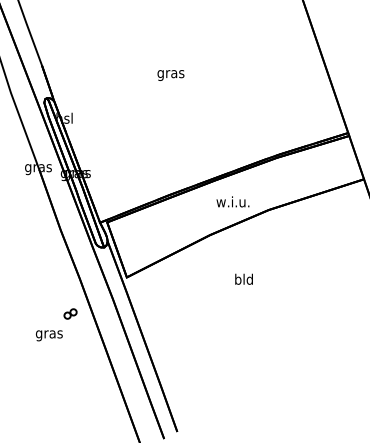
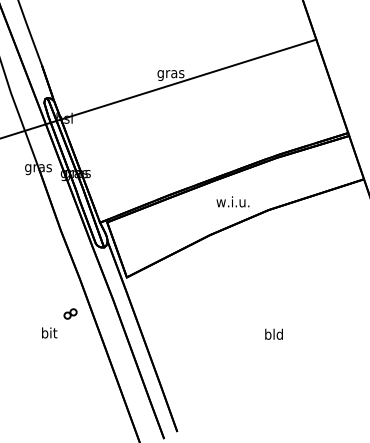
line: none -> present (159, 88)
text position: (243, 278) -> (273, 333) (273, 333)
text: gras -> bit (48, 334)
